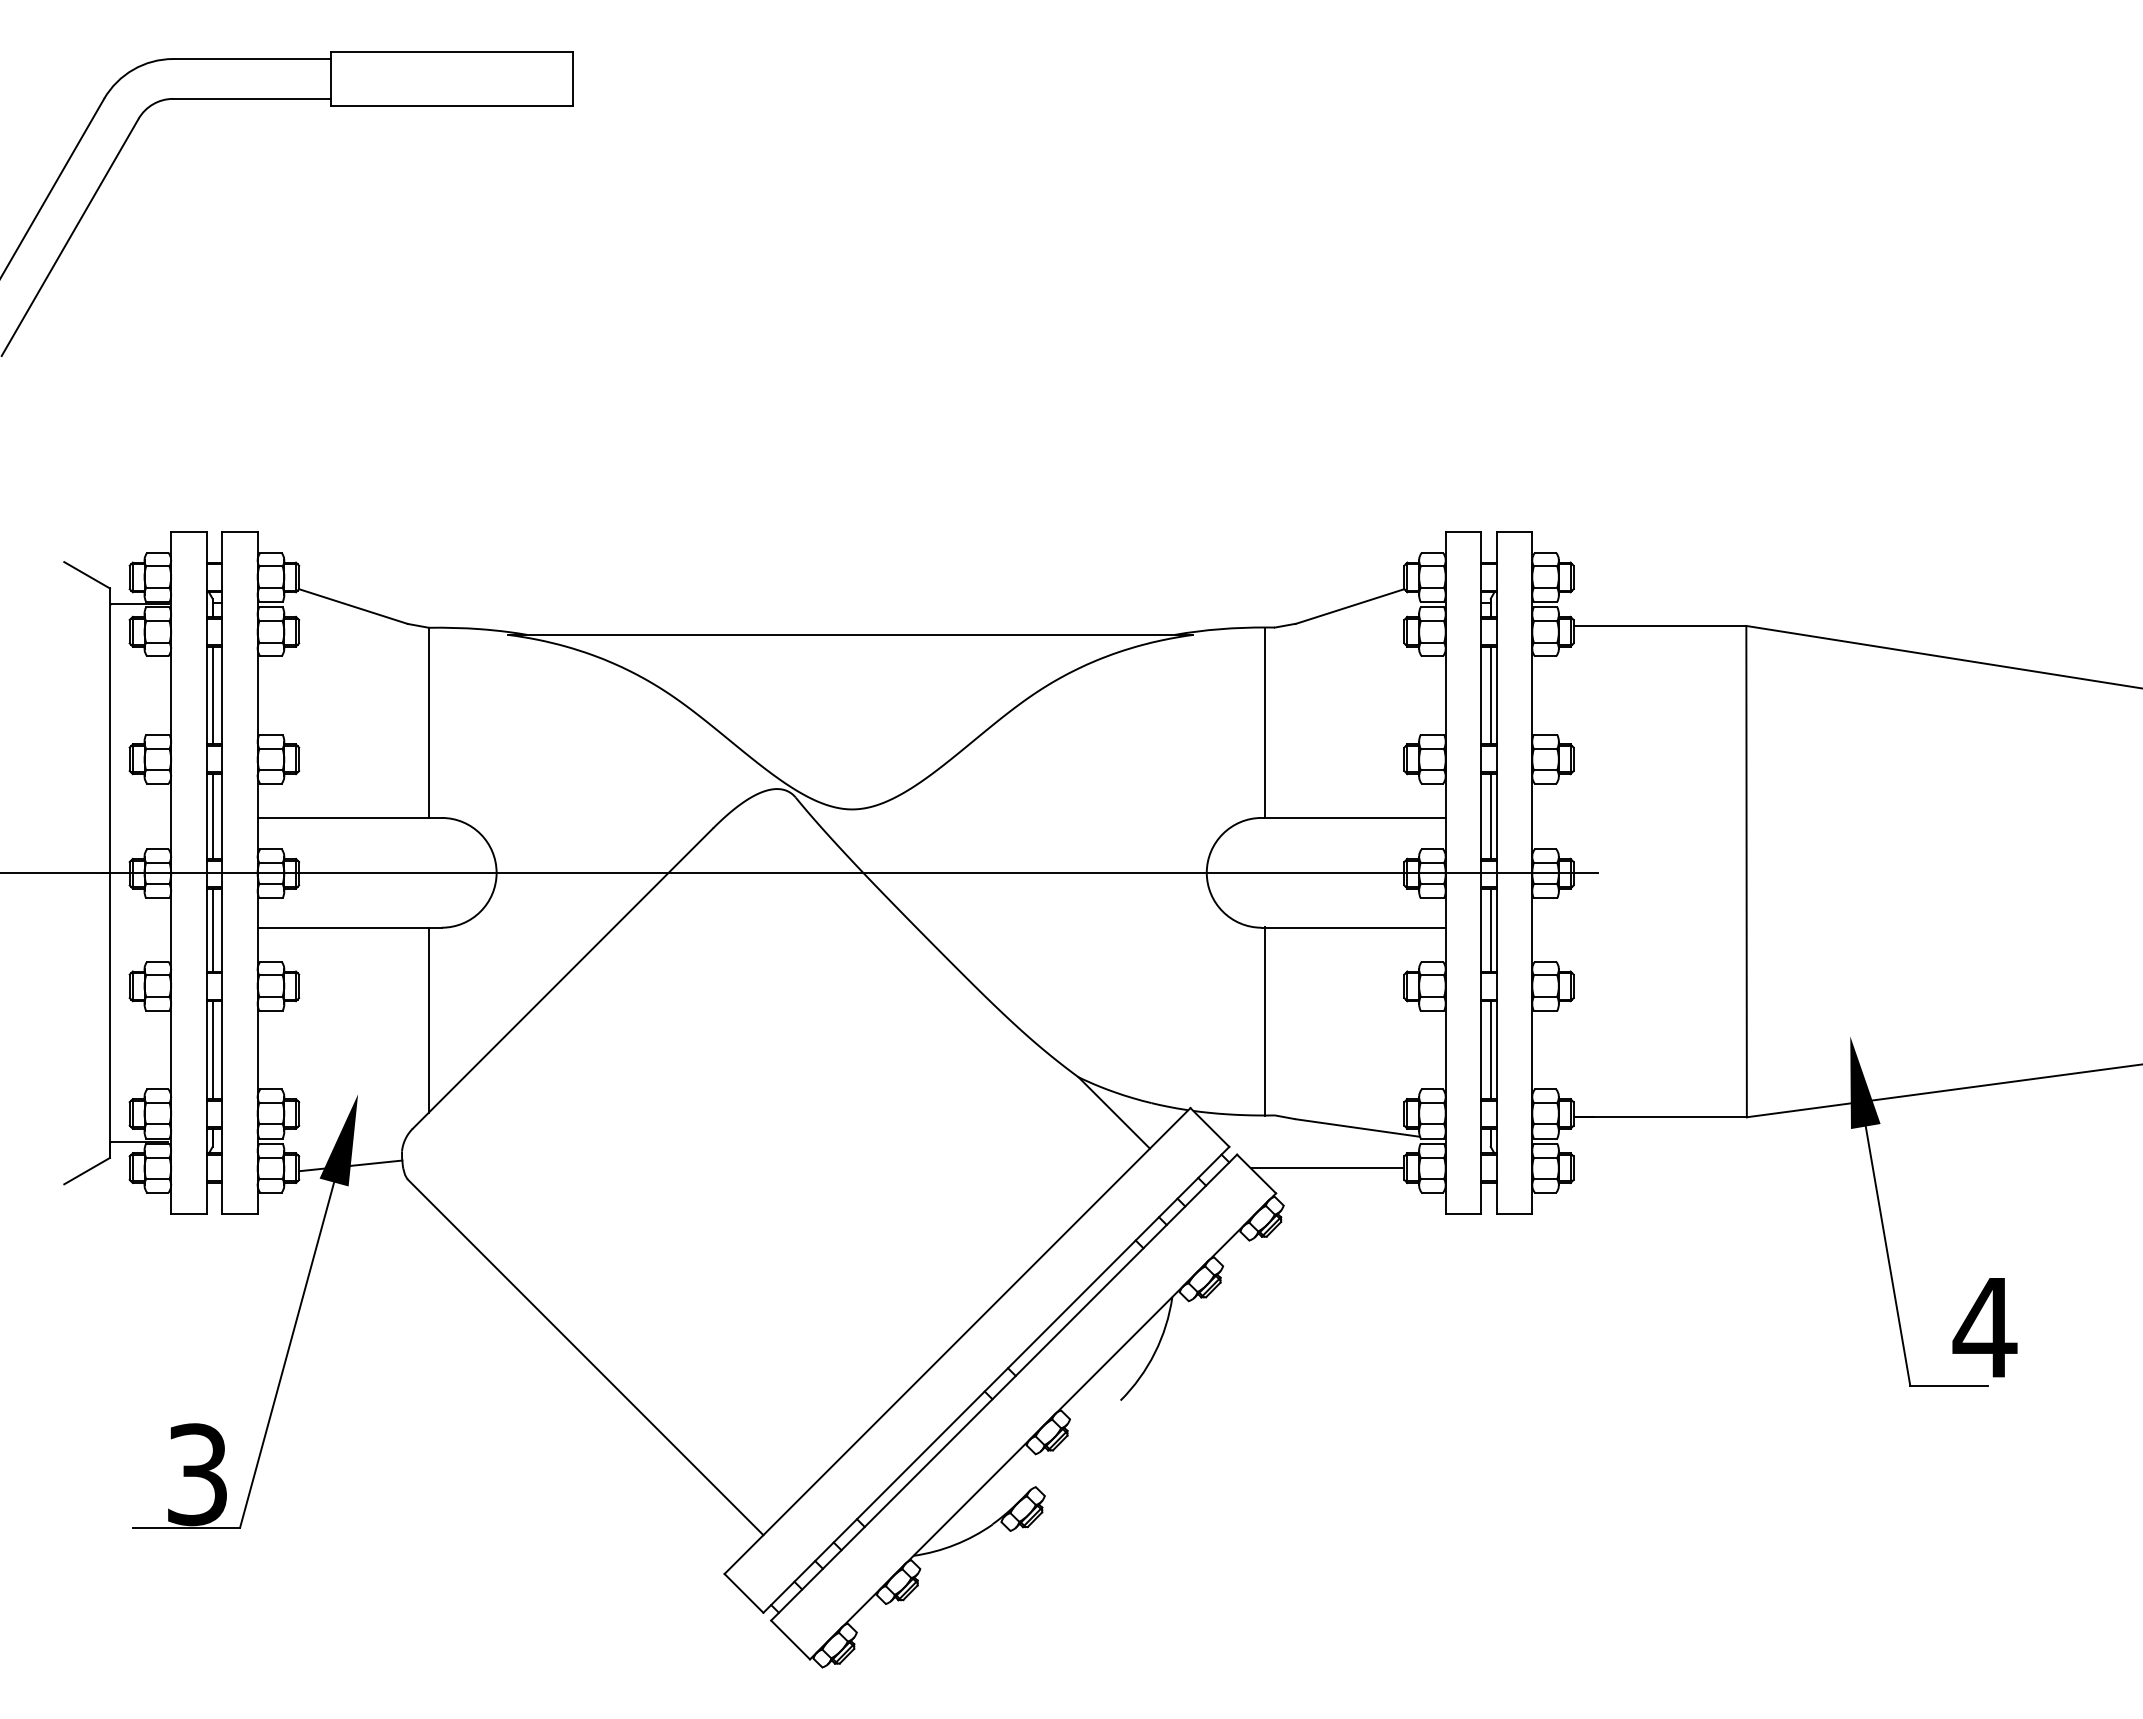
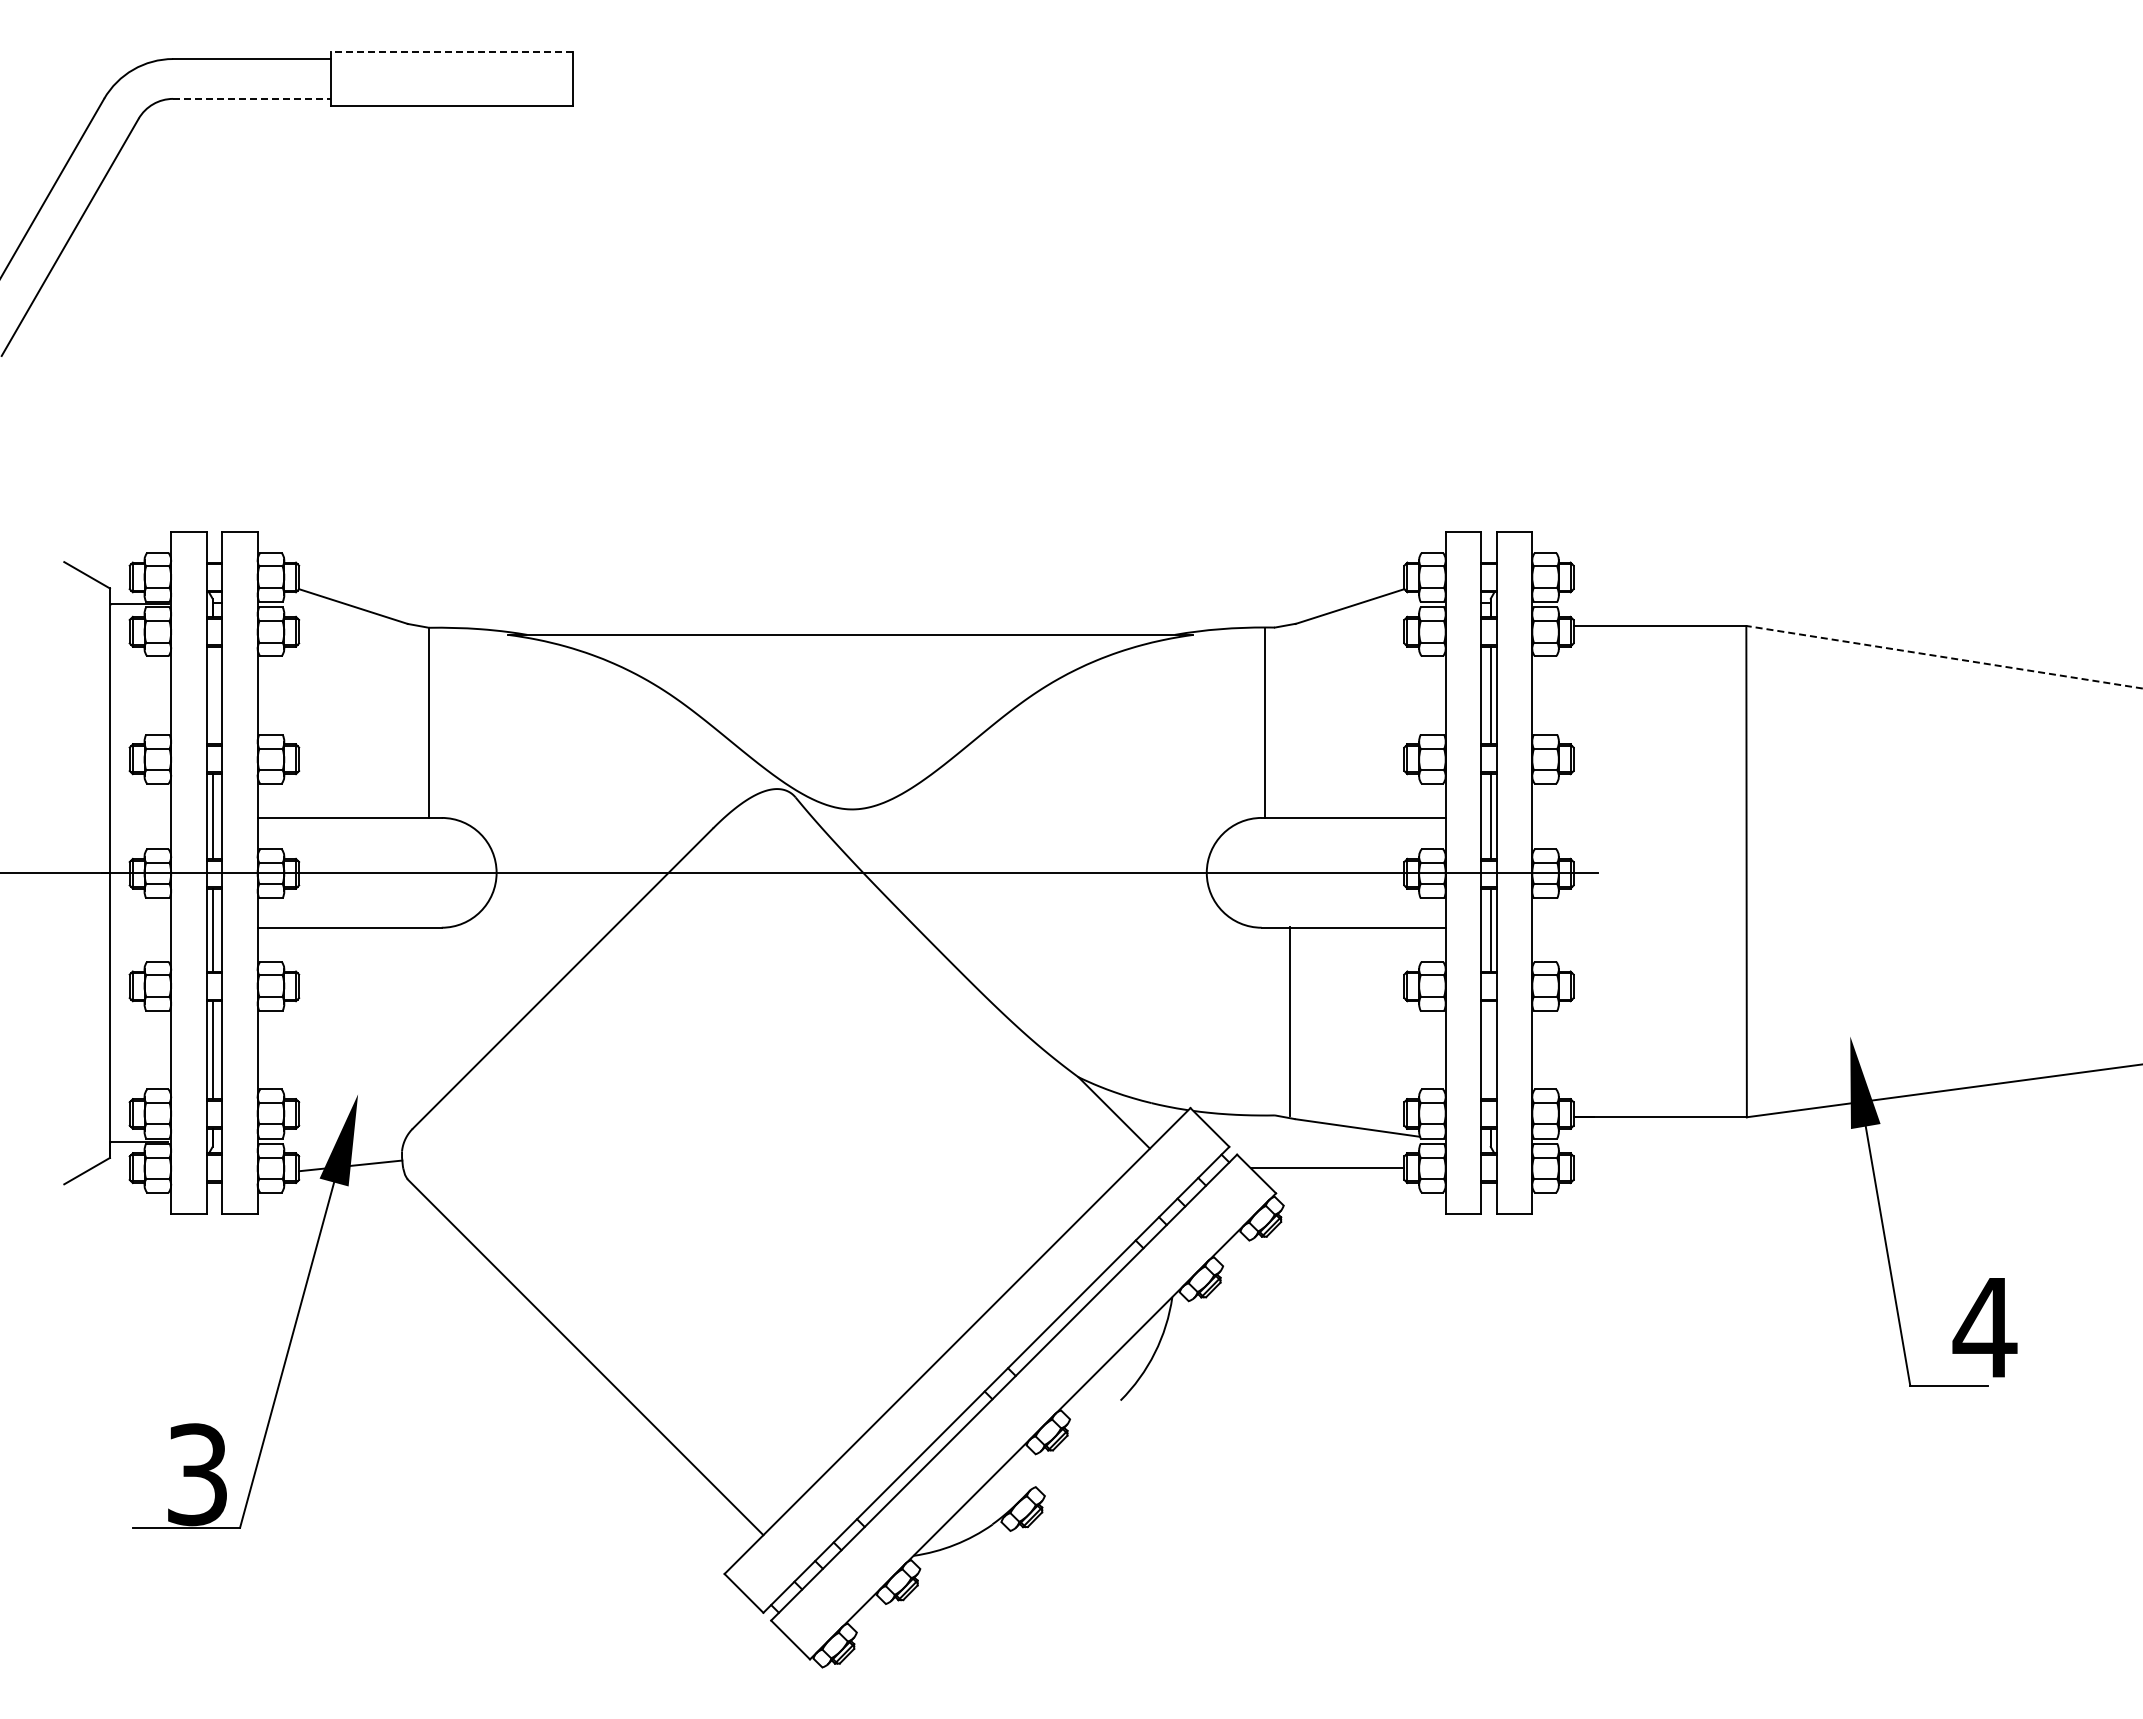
line: solid -> dashed (451, 51)
line: solid -> dashed (252, 98)
line: solid -> dashed (1944, 657)
line: present -> none (212, 695)
line: present -> none (429, 1019)
line position: (1264, 1021) -> (1289, 1021) (1289, 1021)
line: present -> none (1490, 1050)
